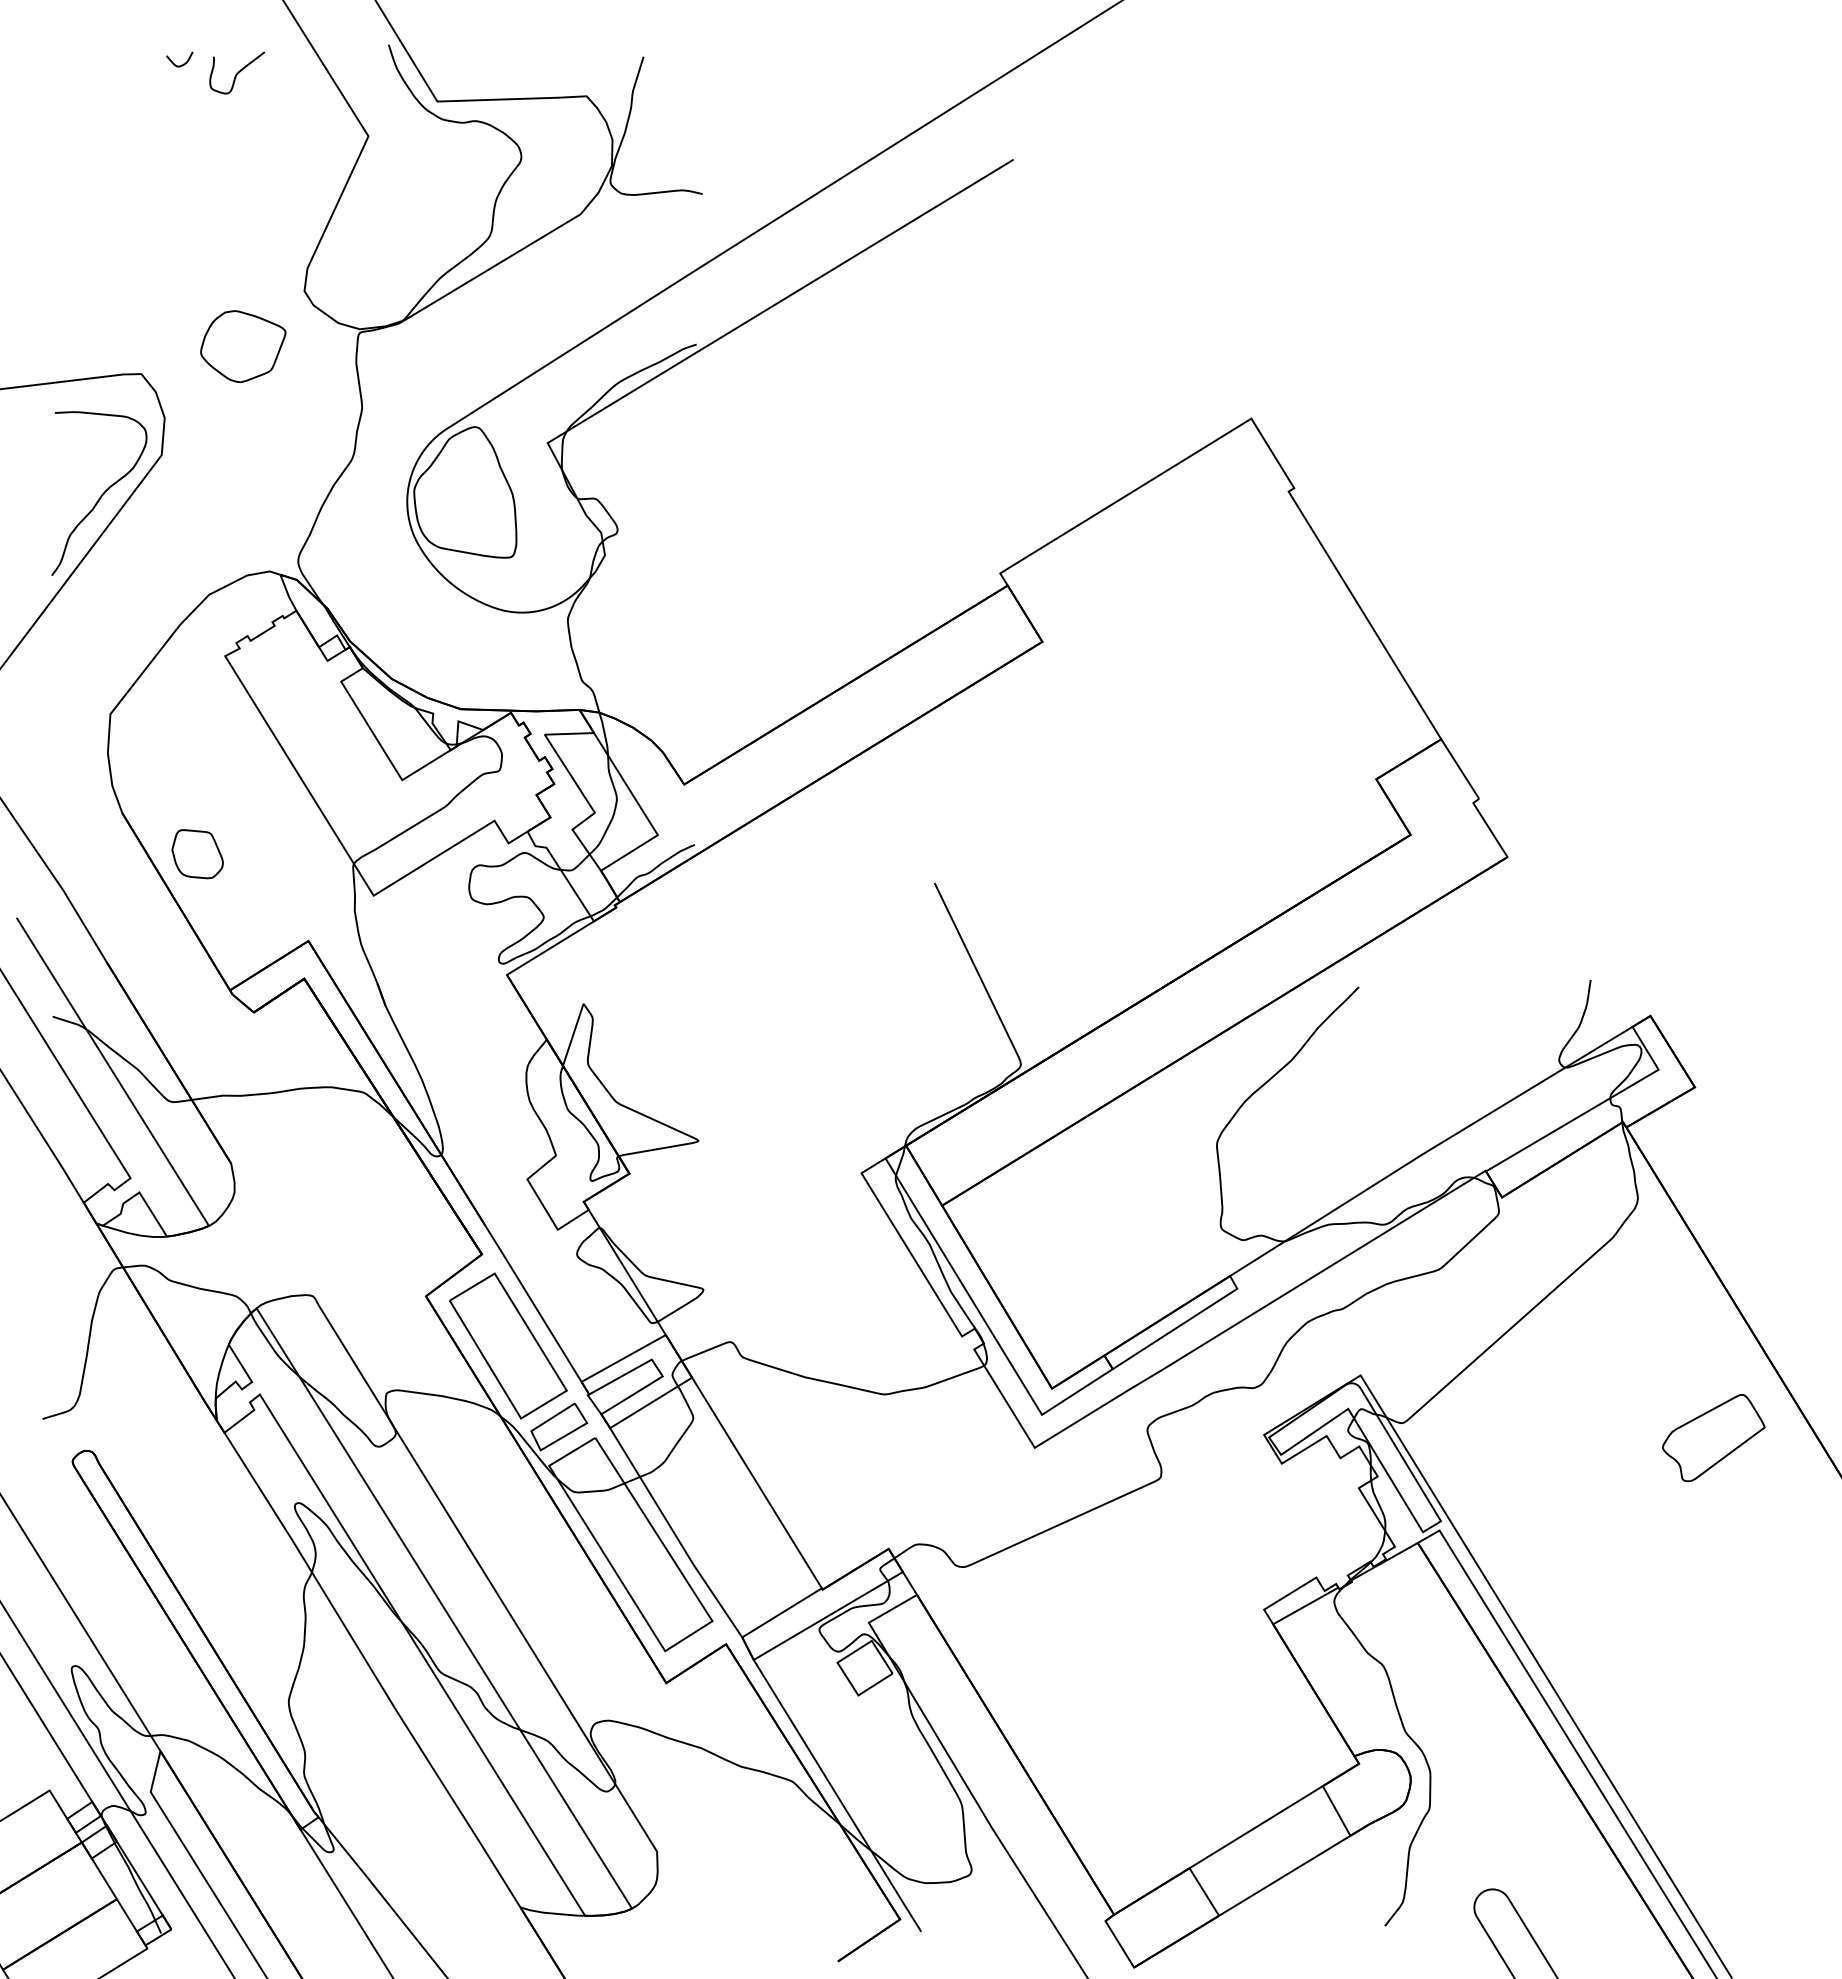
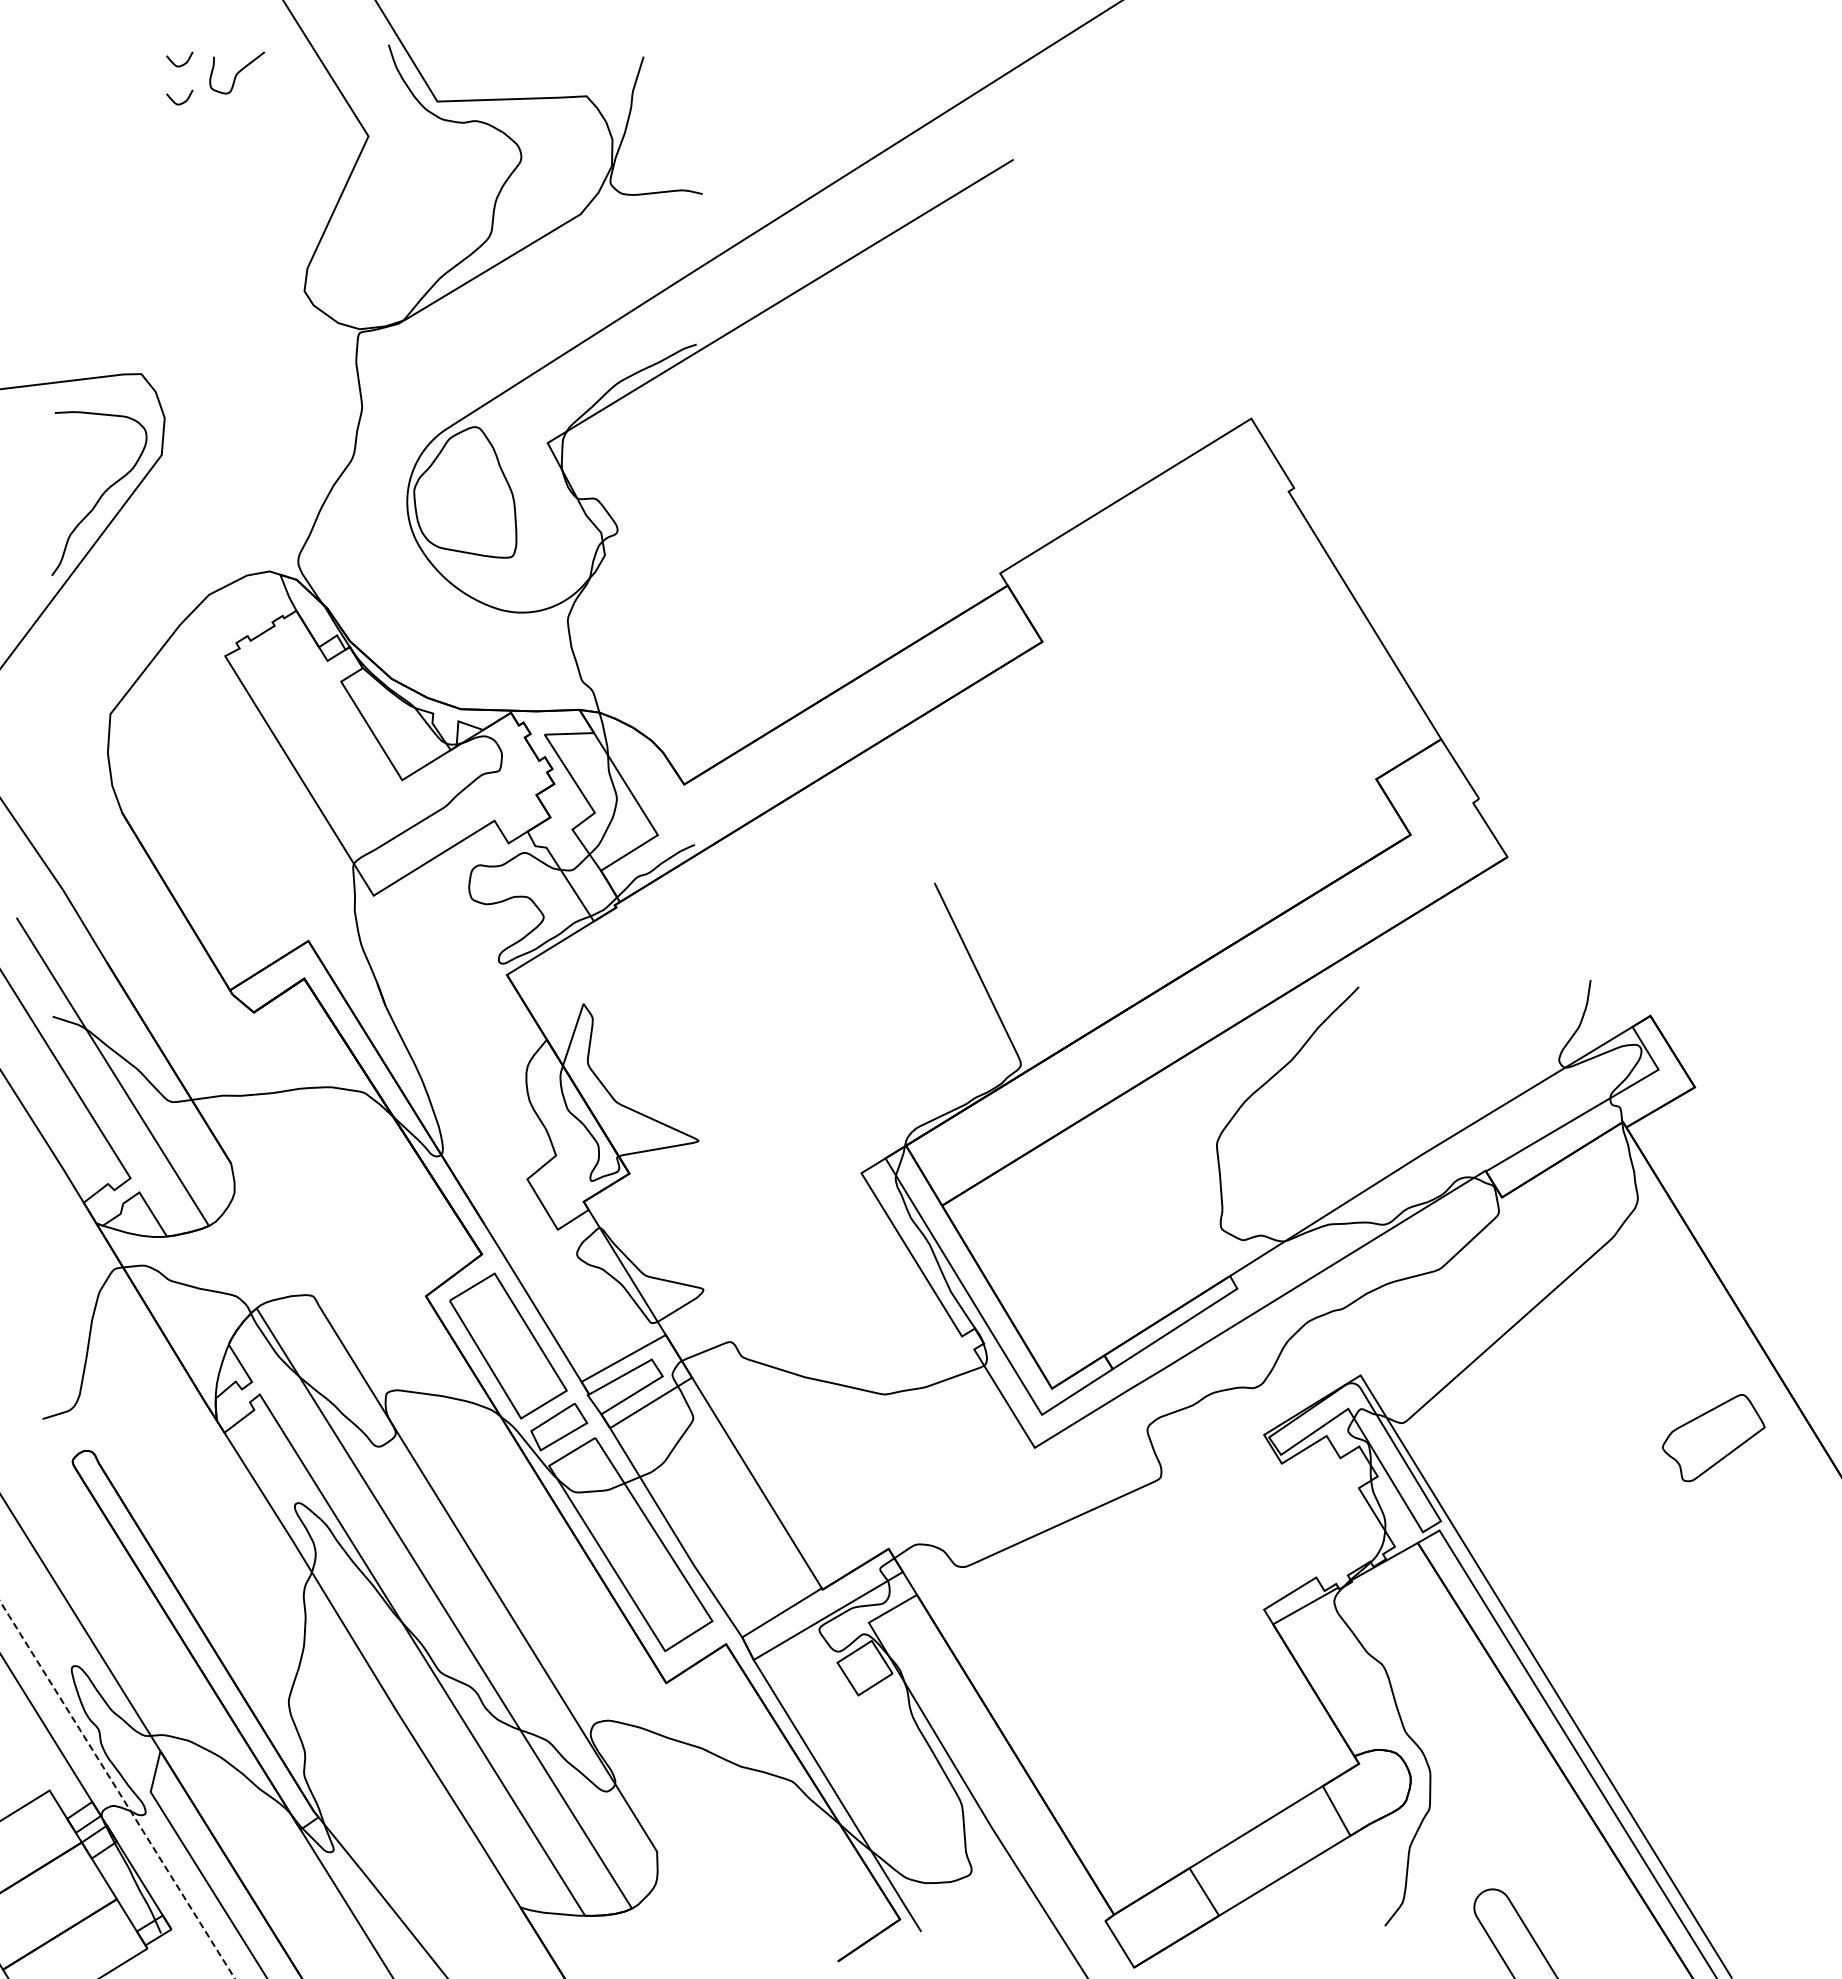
curve: none -> present (181, 102)
part: present -> none (243, 346)
part: present -> none (197, 854)
line: solid -> dashed (117, 1790)
